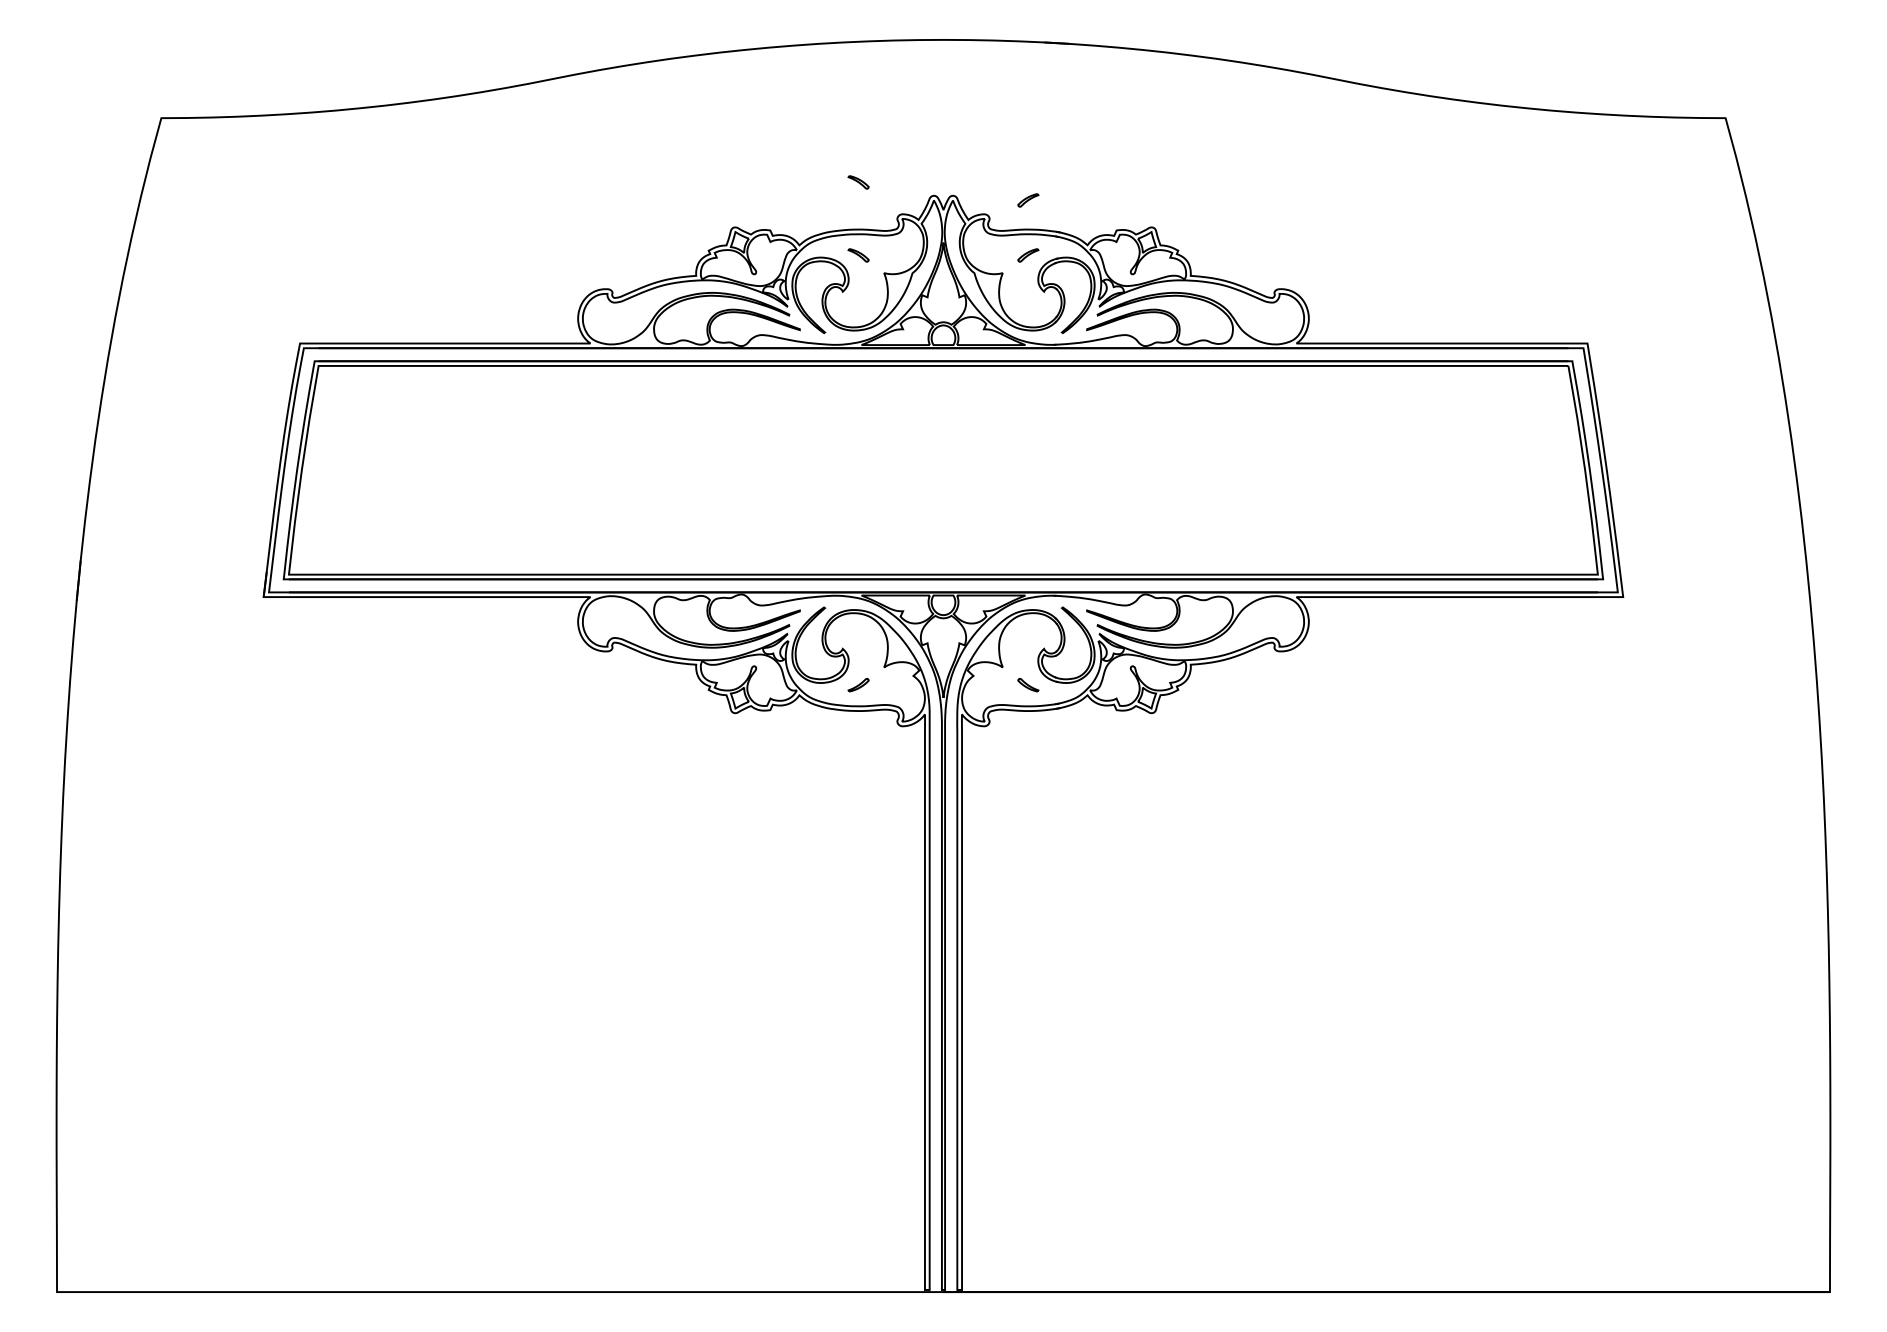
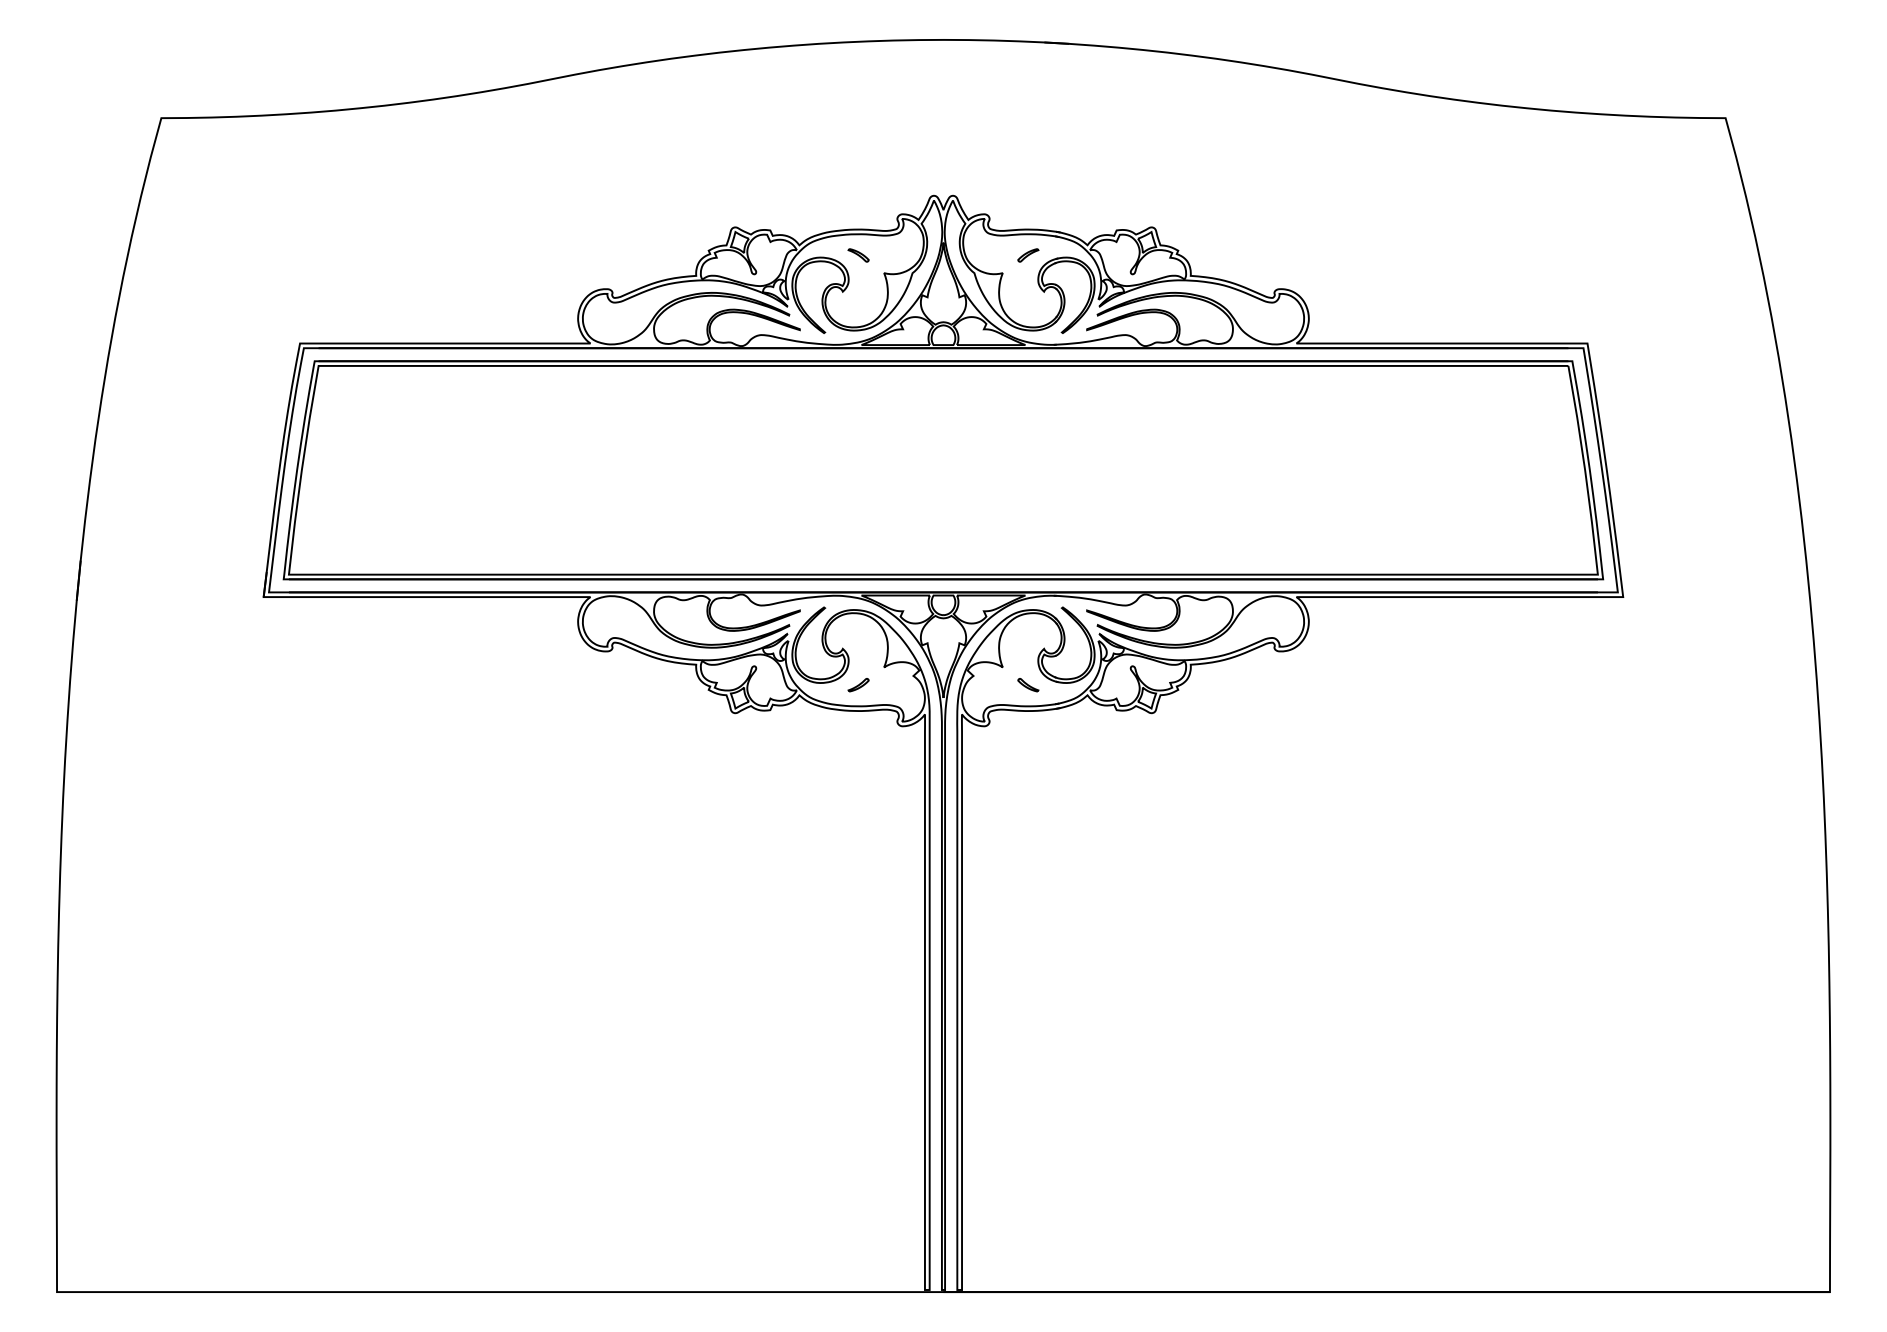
part: present -> none (858, 182)
part: present -> none (1028, 200)
